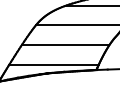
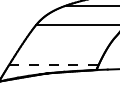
line: present -> none (65, 45)
line: solid -> dashed (53, 65)
